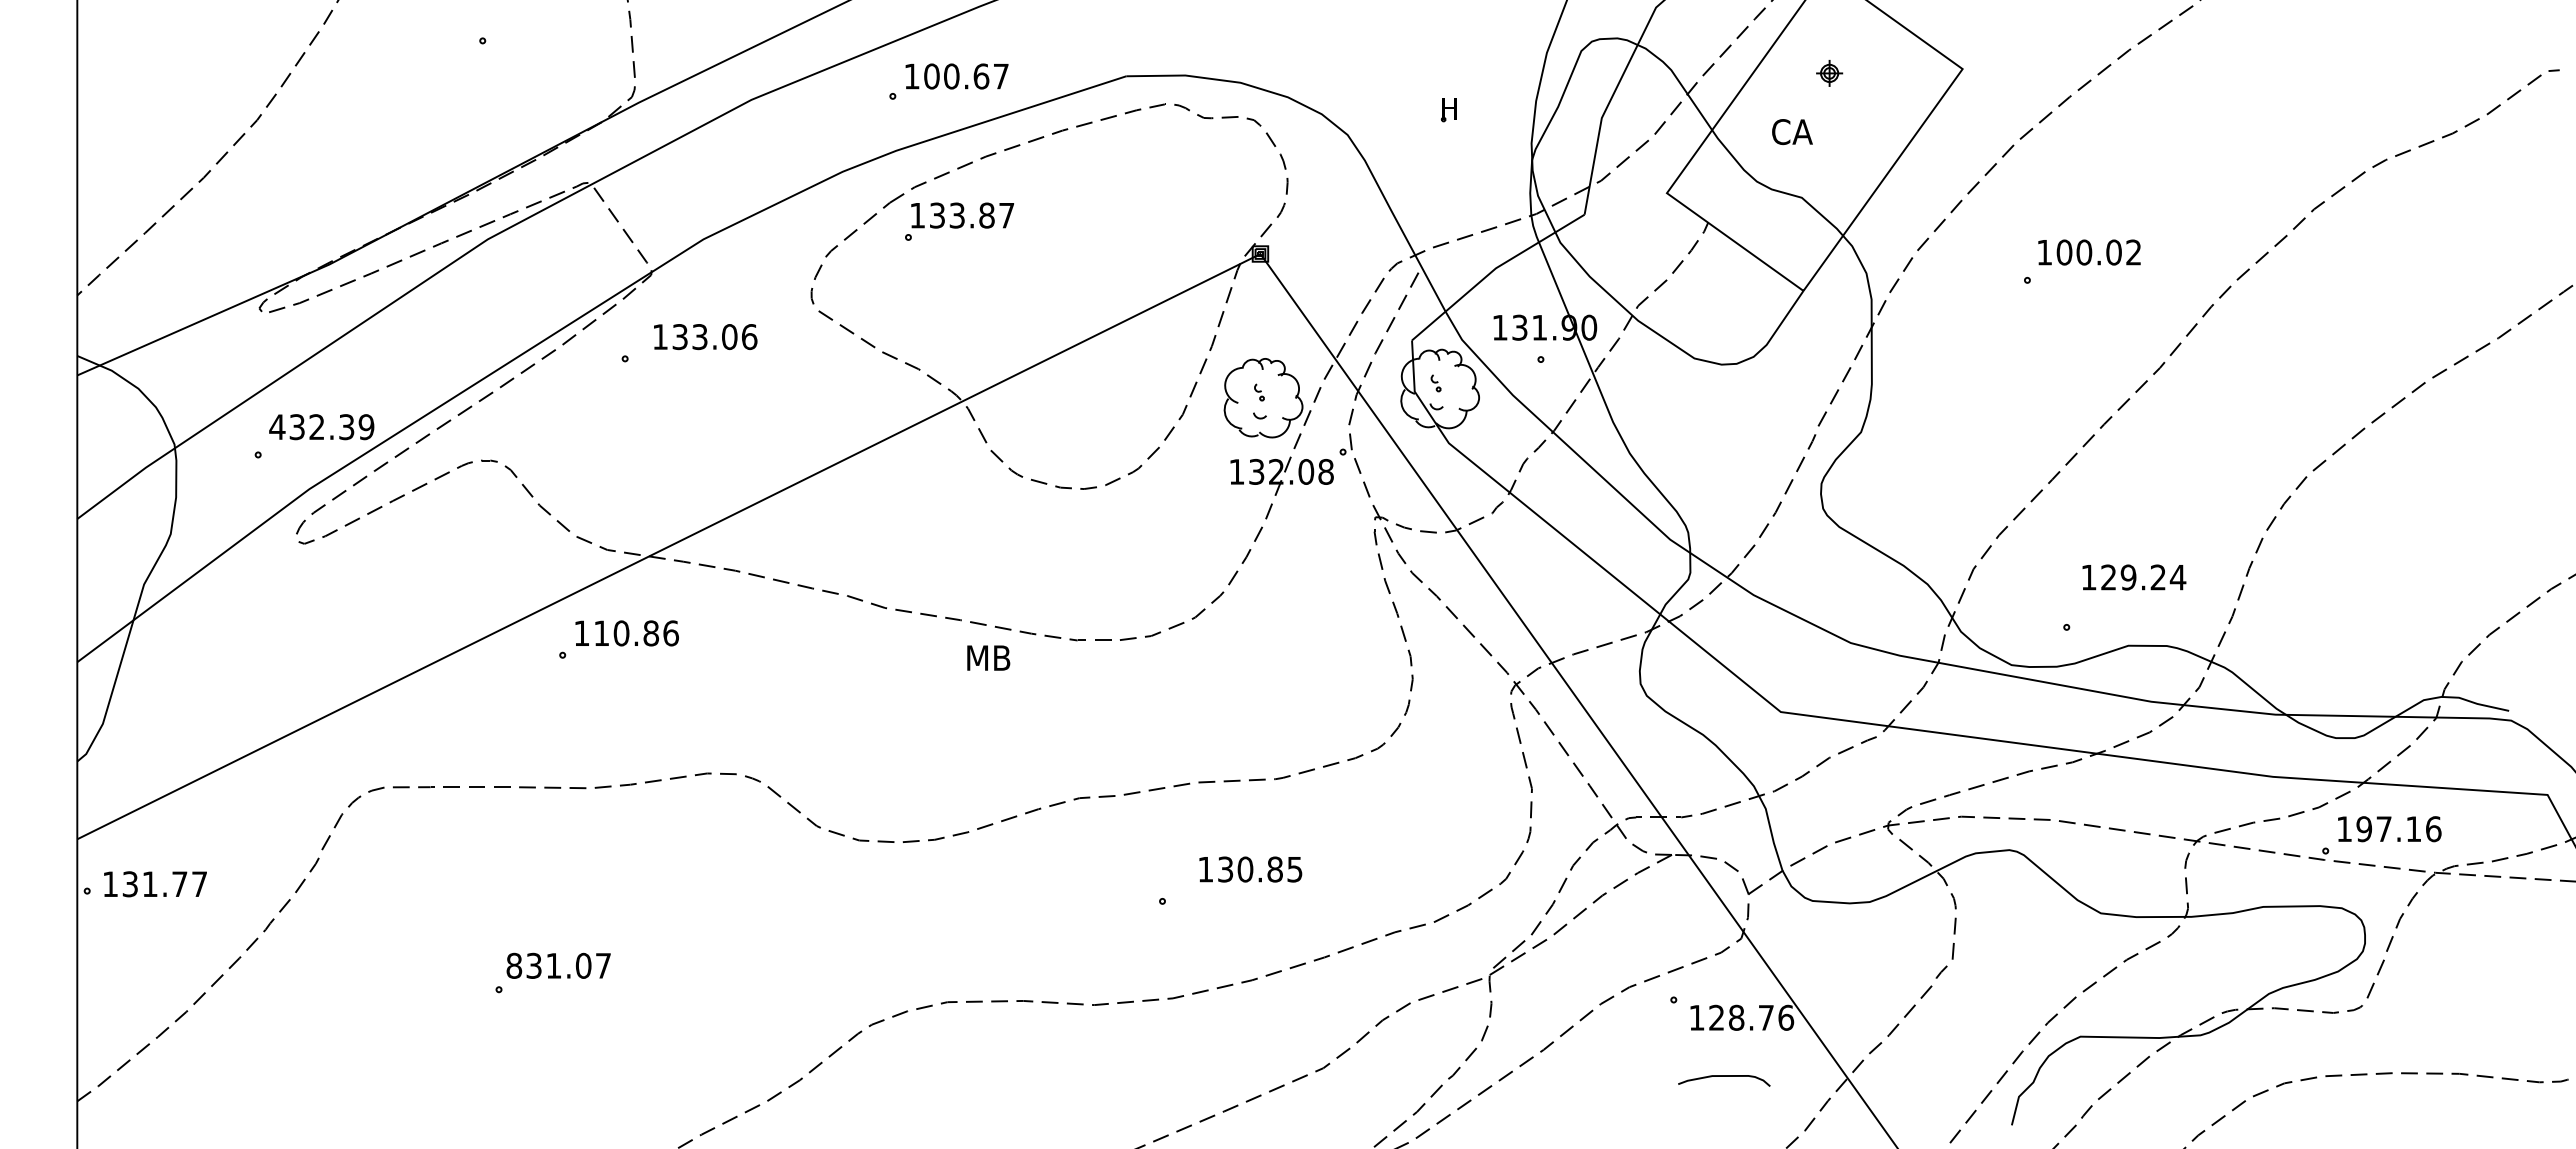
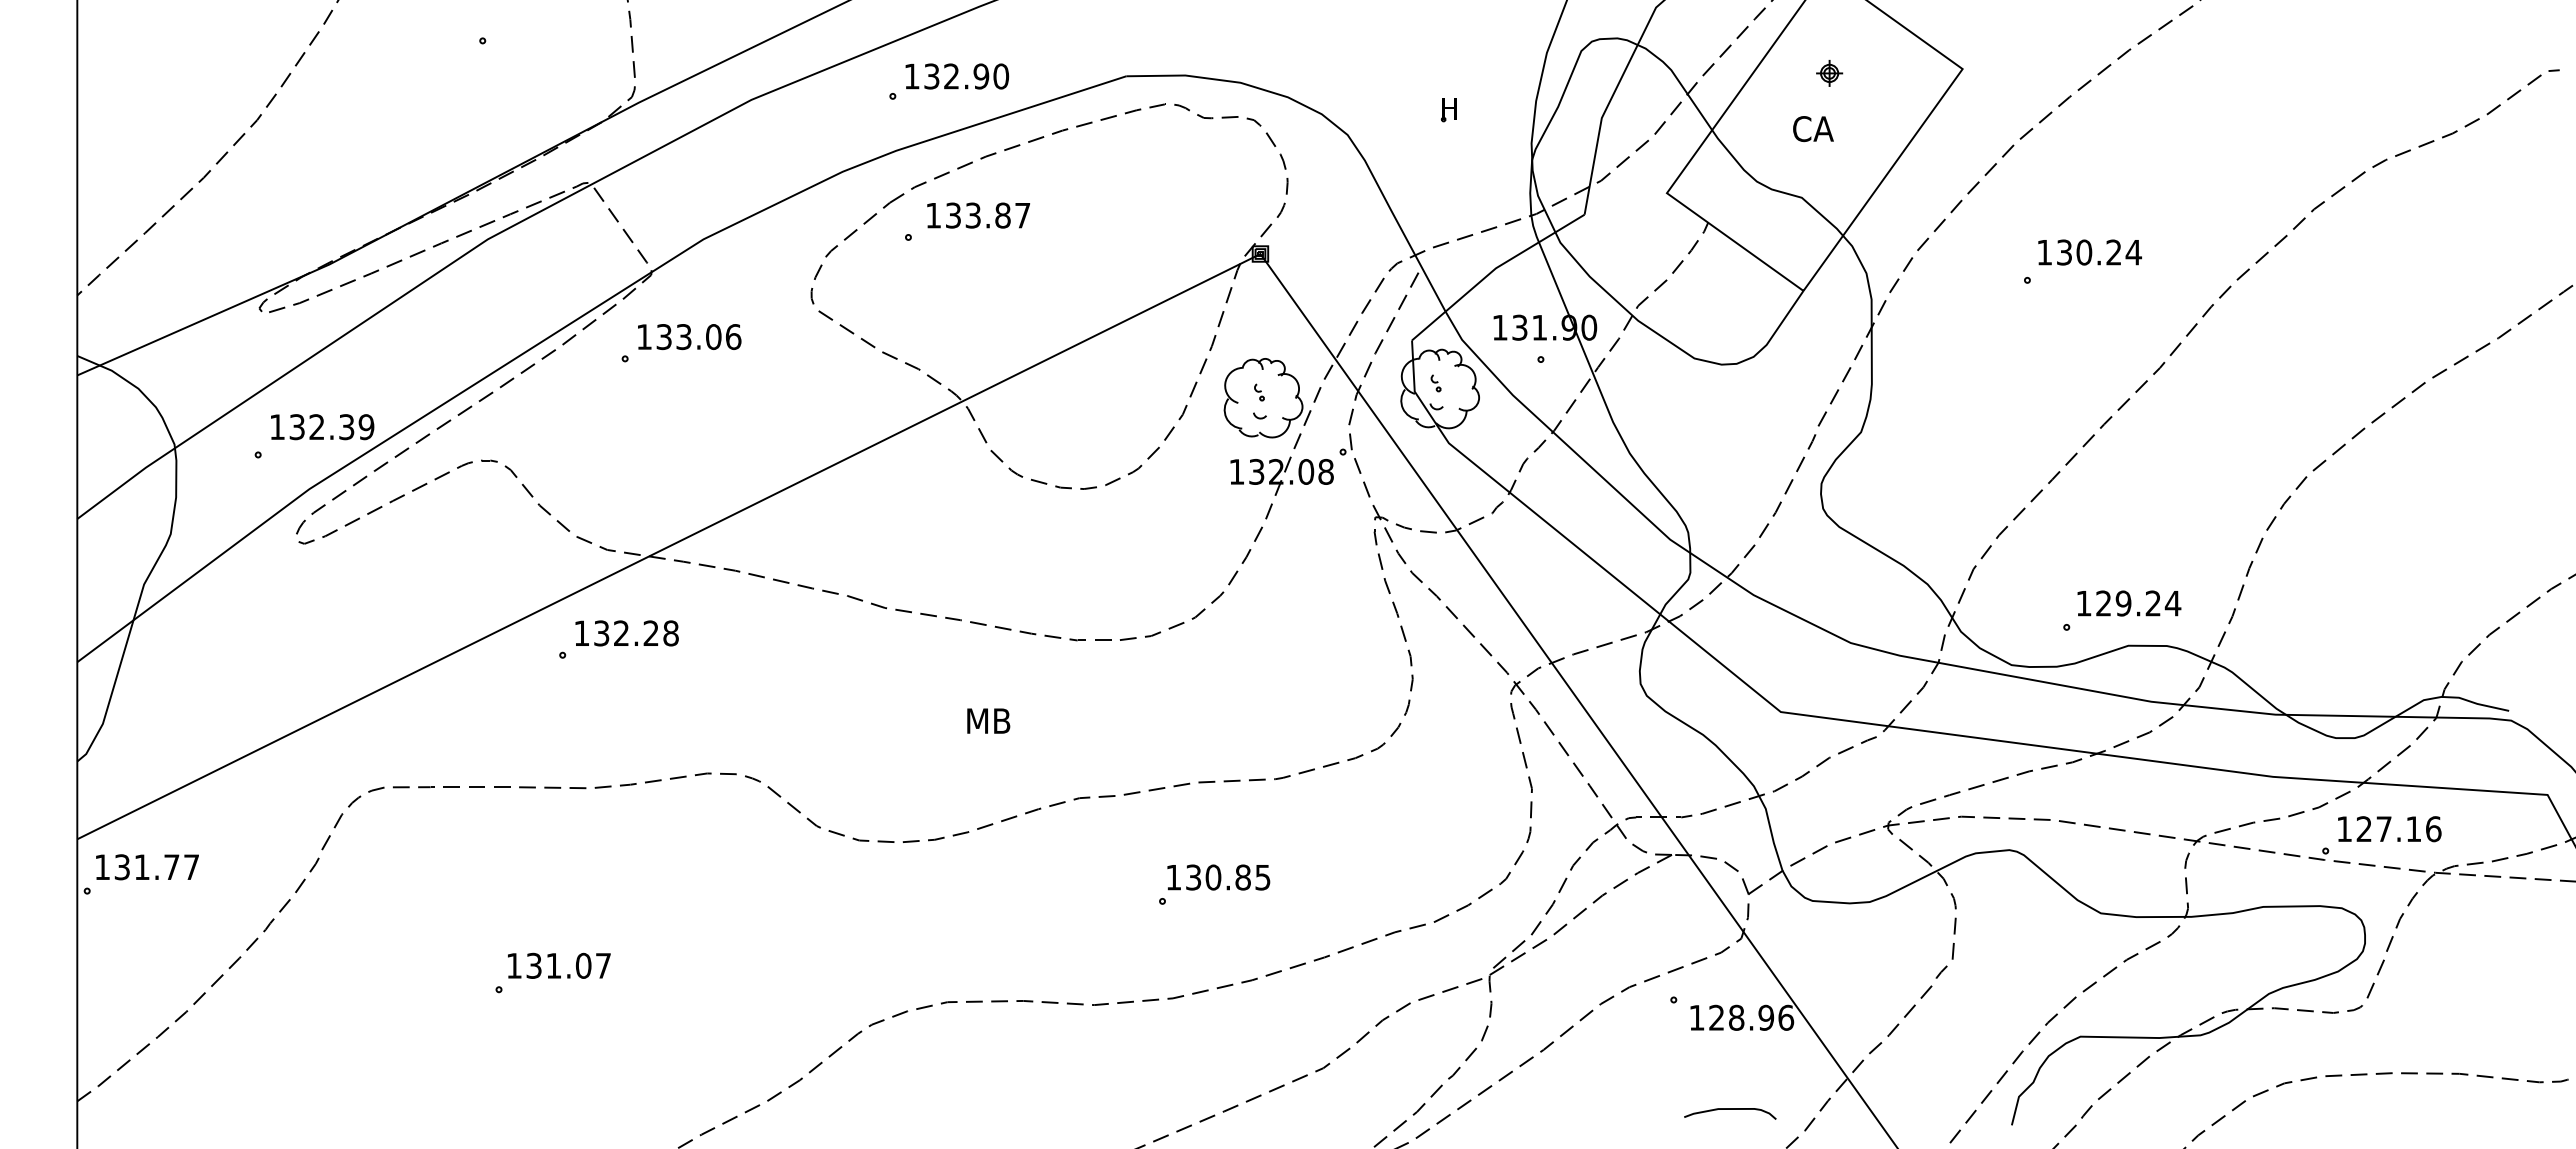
text: 100.67 -> 132.90 (966, 76)
text position: (1792, 132) -> (1813, 129) (1813, 129)
text position: (962, 215) -> (978, 215) (978, 215)
text: 100.02 -> 130.24 (2099, 252)
text position: (705, 337) -> (689, 337) (689, 337)
text: 432.39 -> 132.39 (277, 426)
text position: (2134, 577) -> (2129, 603) (2129, 603)
text: 110.86 -> 132.28 (636, 633)
text position: (988, 657) -> (988, 720) (988, 720)
text: 197.16 -> 127.16 (2364, 829)
text position: (1250, 869) -> (1218, 877) (1218, 877)
text position: (155, 884) -> (147, 867) (147, 867)
text: 831.07 -> 131.07 (514, 965)
text: 128.76 -> 128.96 (1766, 1017)
curve position: (1724, 1076) -> (1730, 1109) (1730, 1109)
